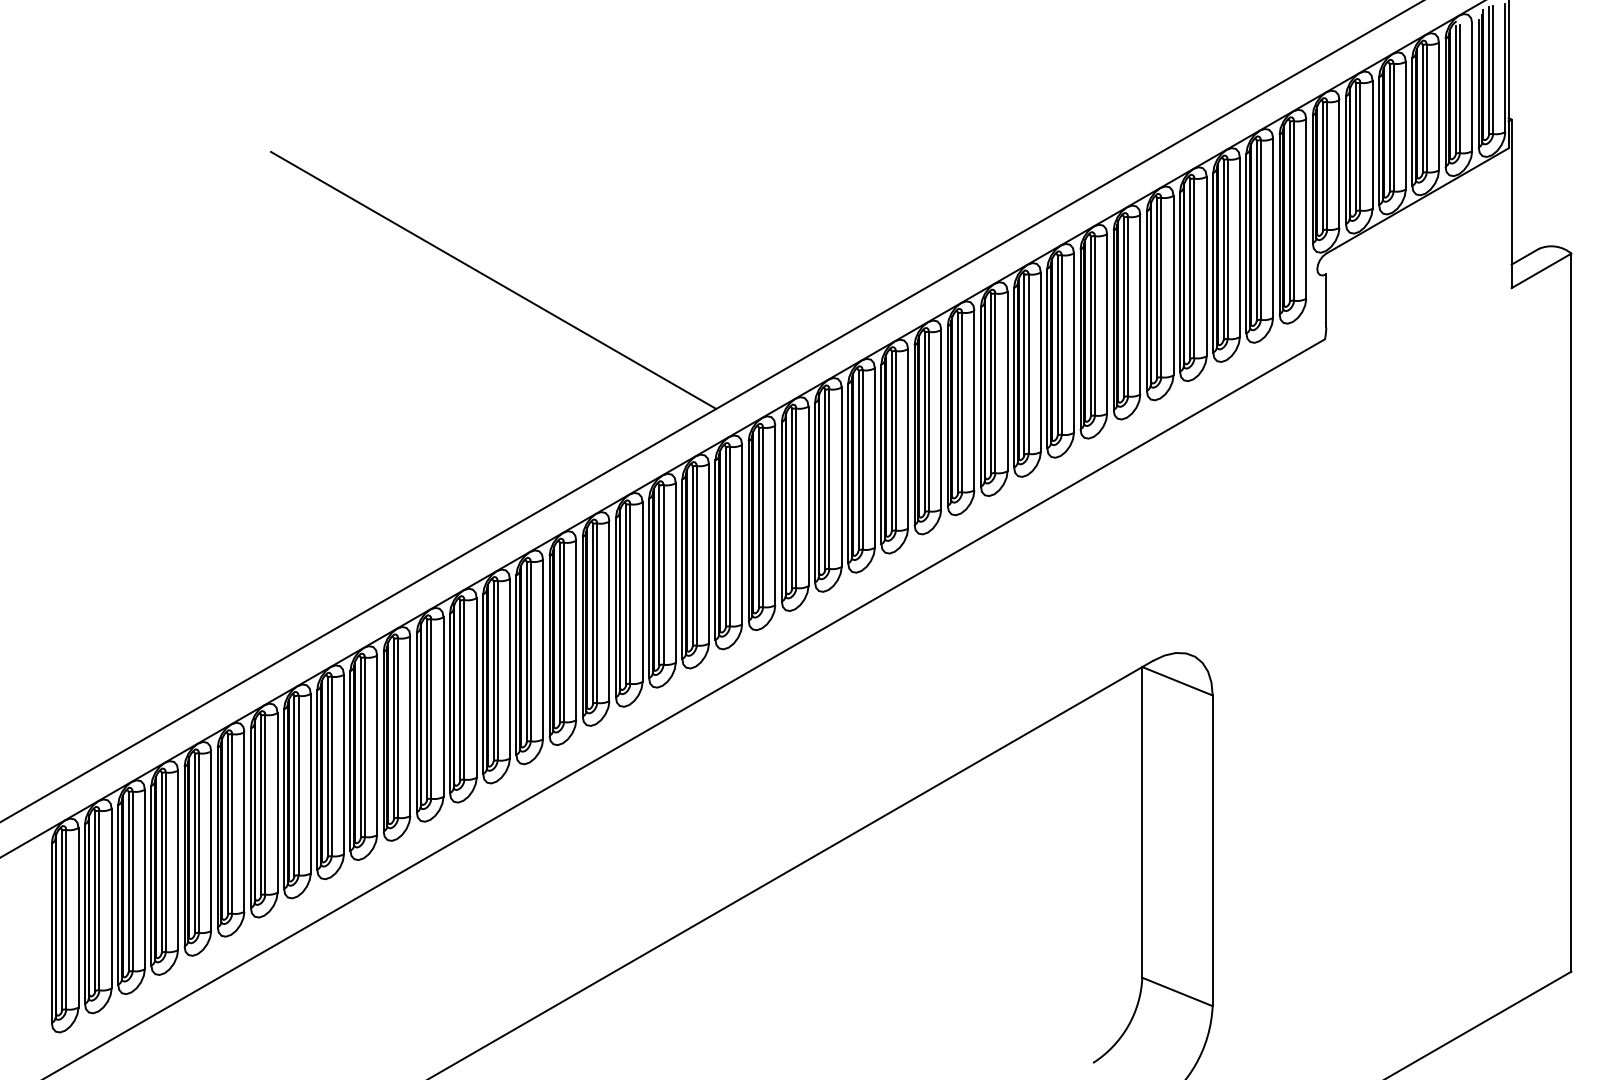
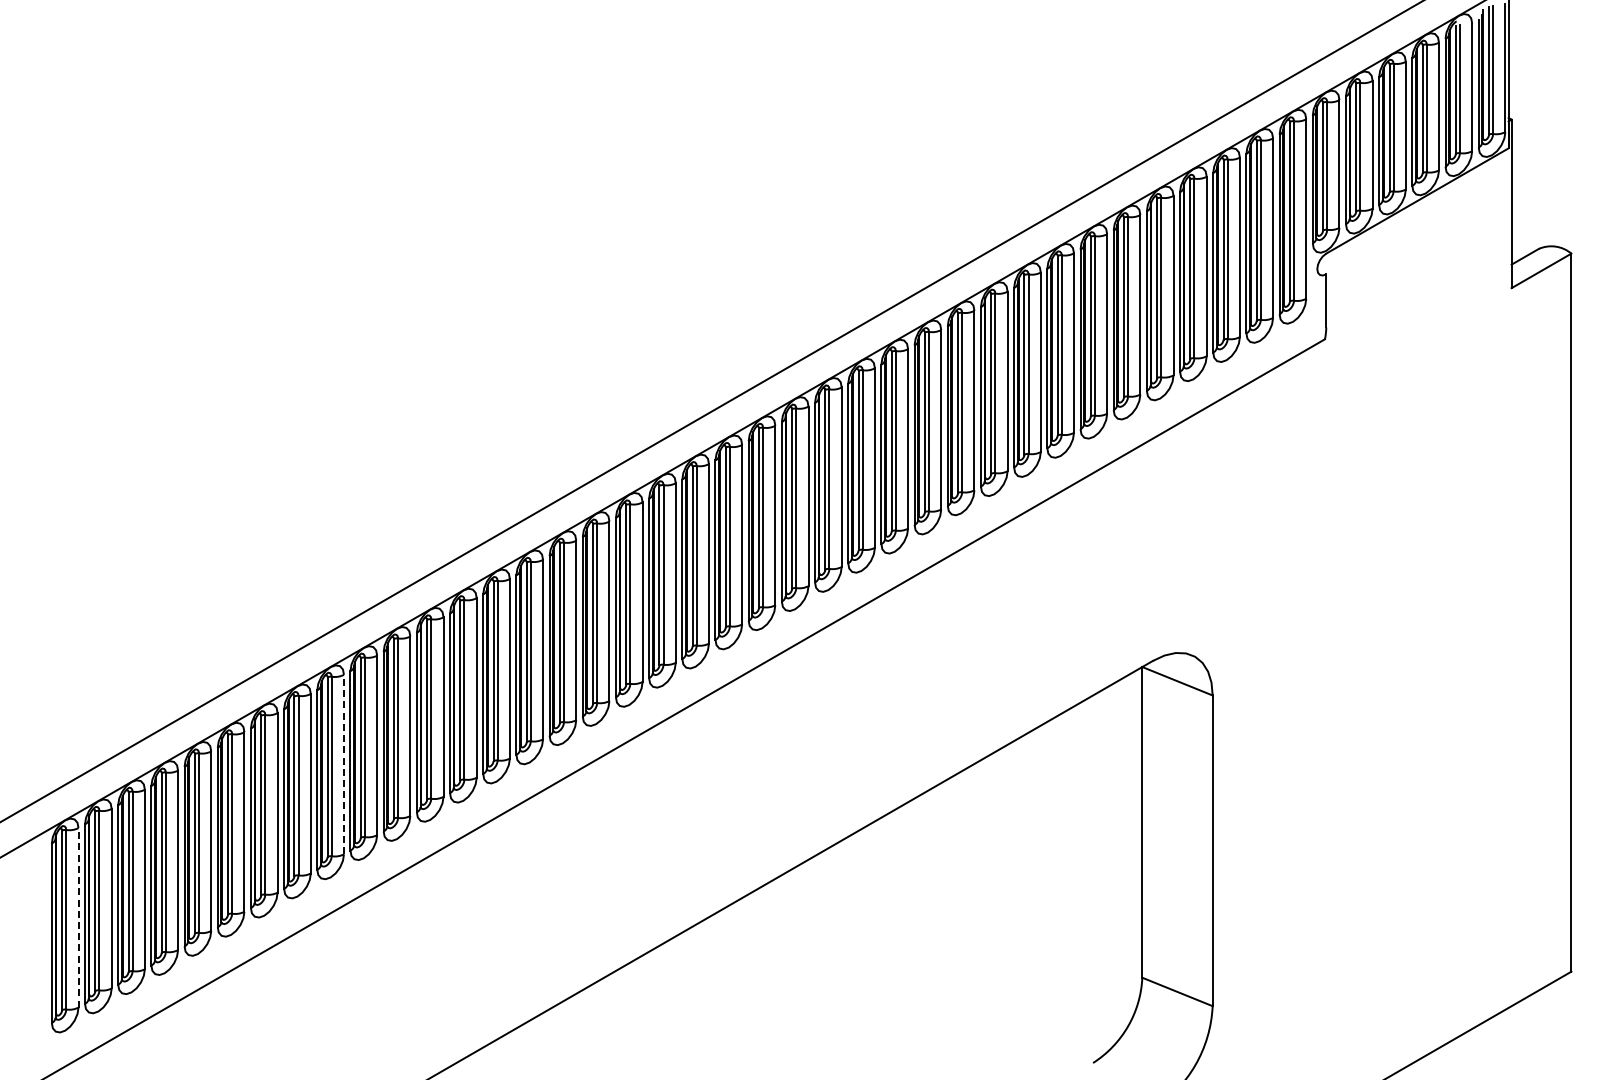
line: present -> none (493, 279)
line: solid -> dashed (343, 764)
line: solid -> dashed (78, 917)
